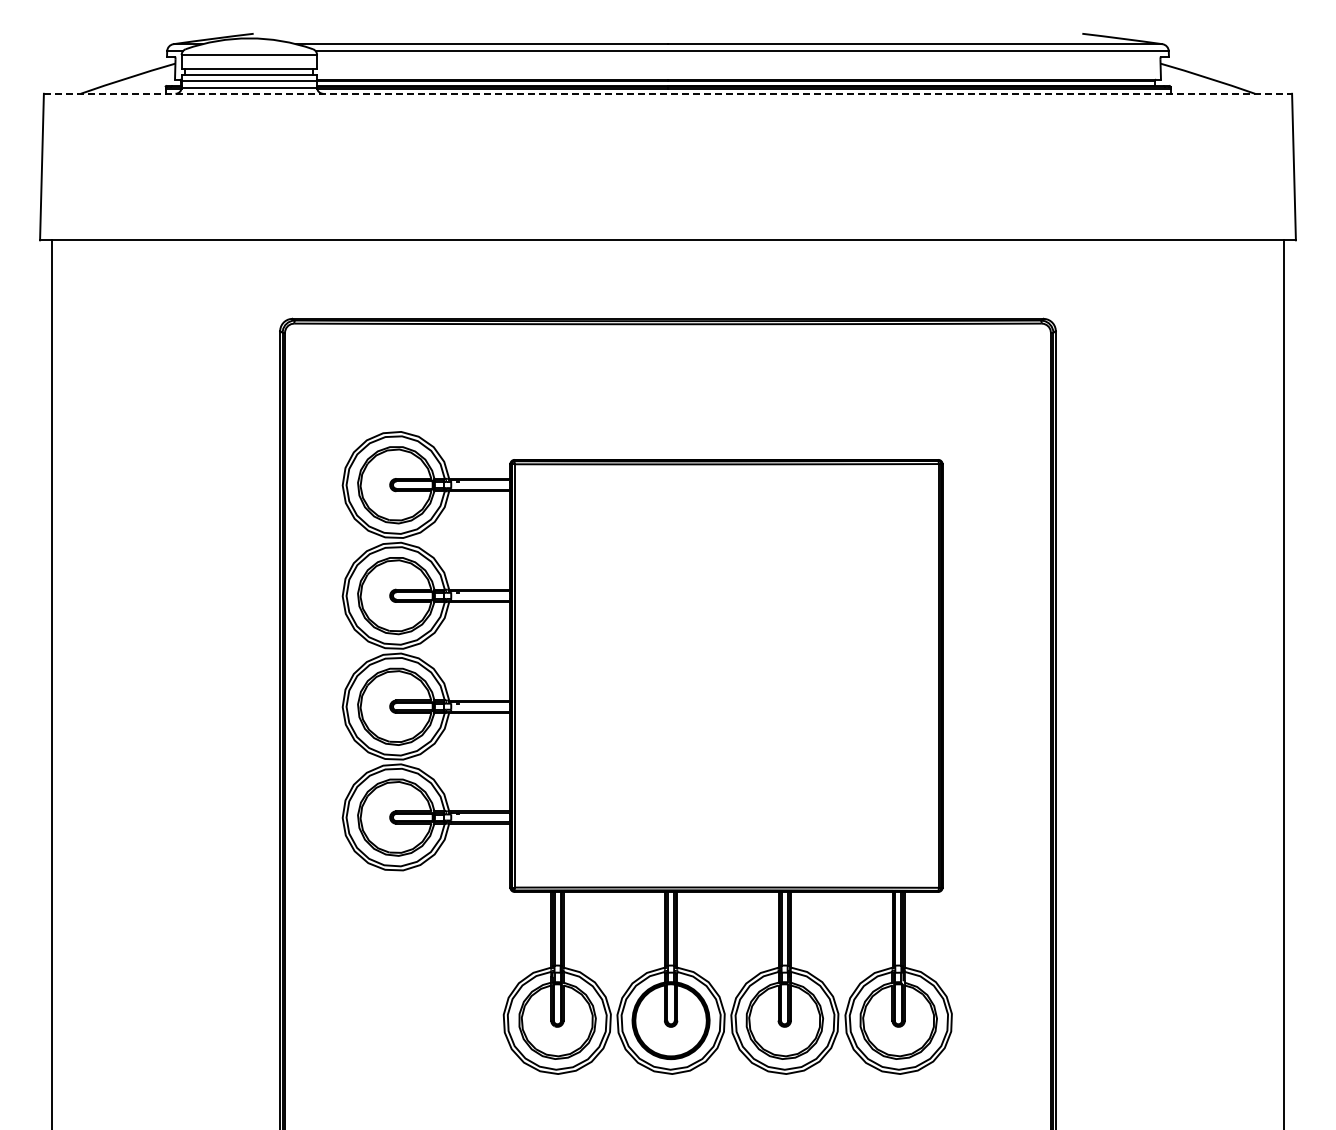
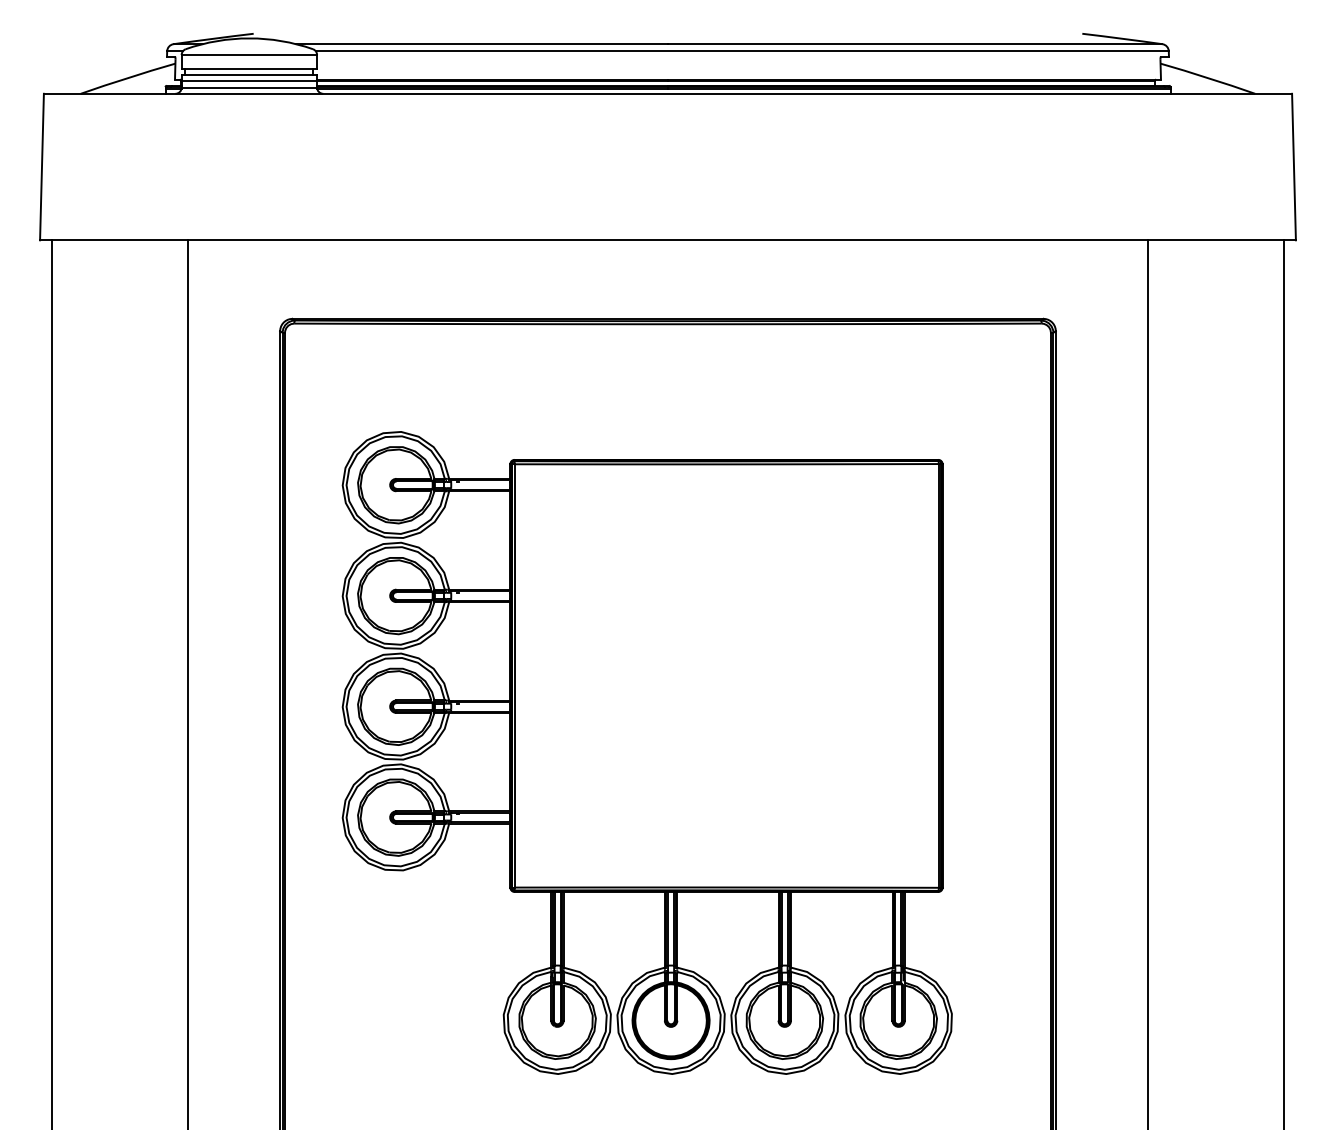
line: dashed -> solid (668, 93)
line: none -> present (187, 683)
line: none -> present (1148, 683)
